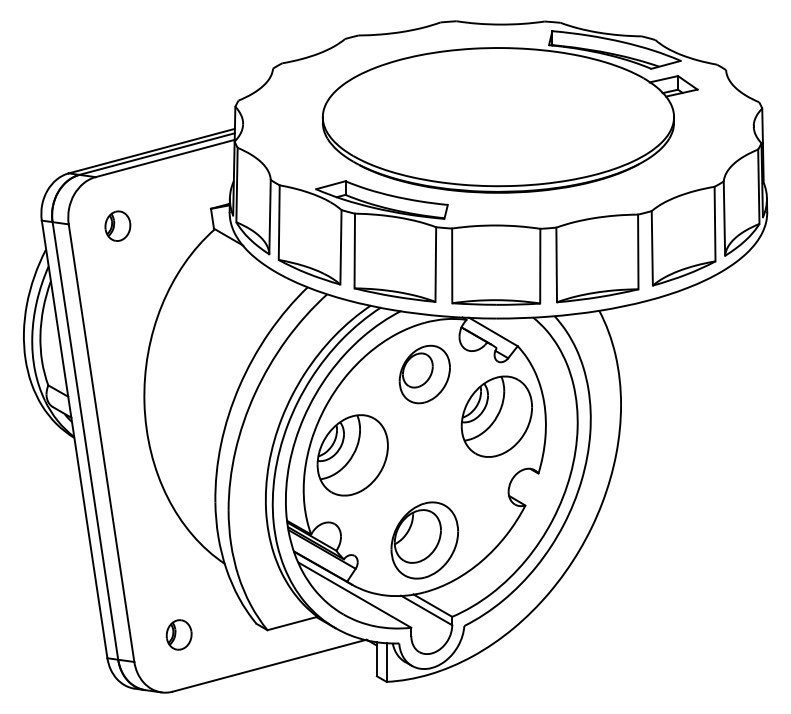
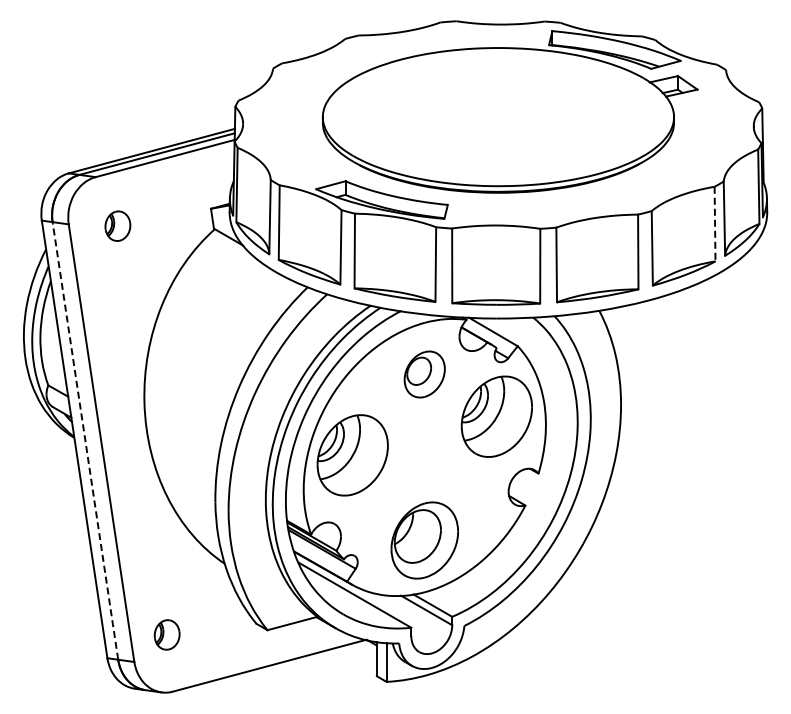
line: solid -> dashed (715, 224)
part size: 53x61 px -> 43x49 px (424, 374)
line: solid -> dashed (85, 440)
part position: (178, 634) -> (166, 634) (166, 634)
